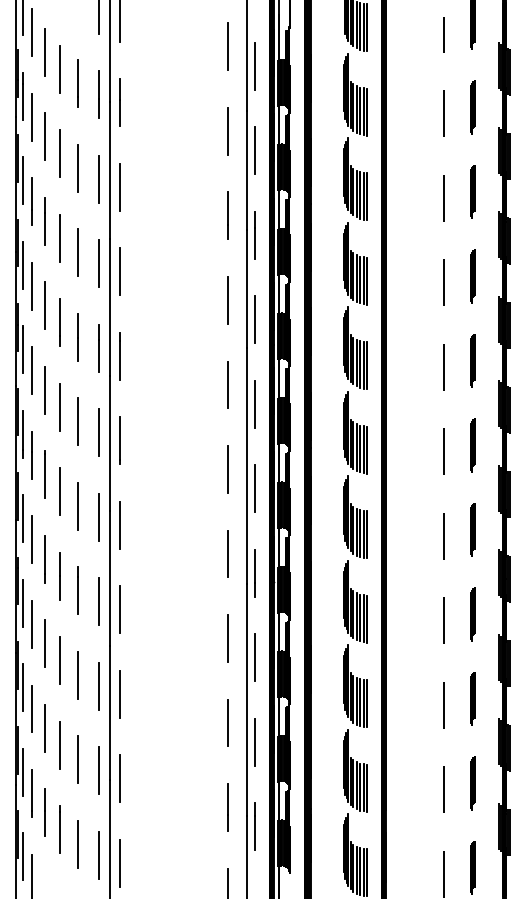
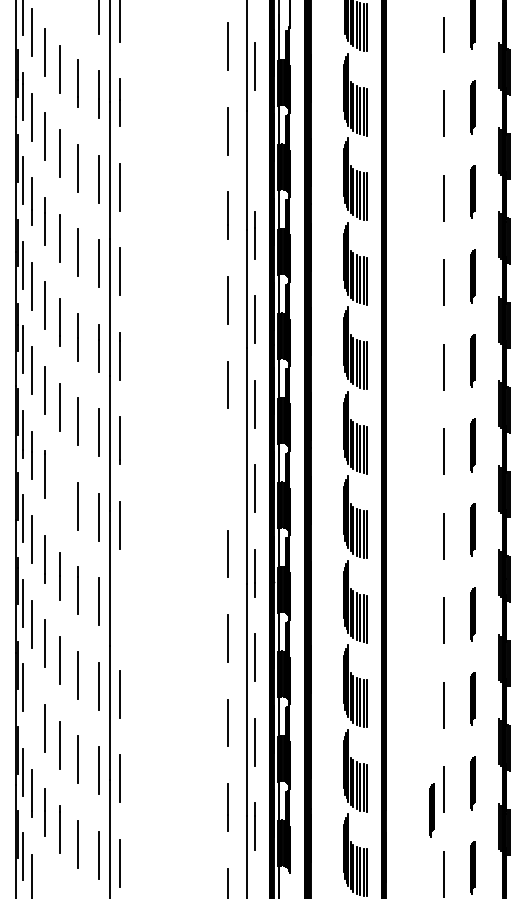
line: present -> none (255, 150)
line: present -> none (227, 469)
line: present -> none (60, 491)
line: present -> none (120, 609)
line: present -> none (32, 708)
part: none -> present (431, 810)
